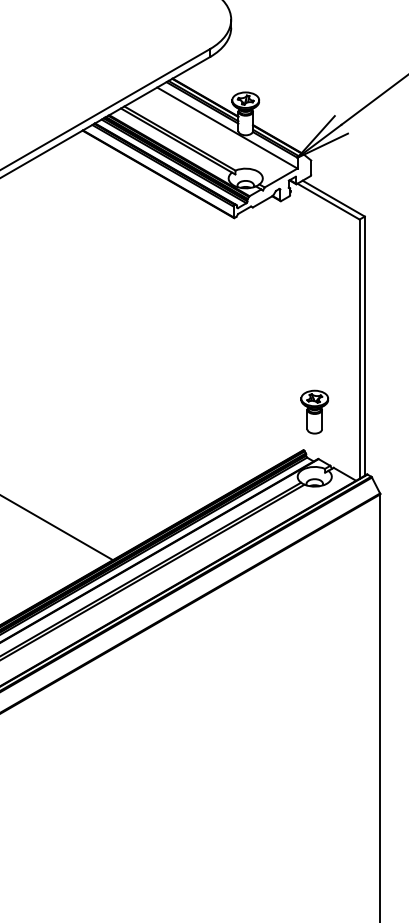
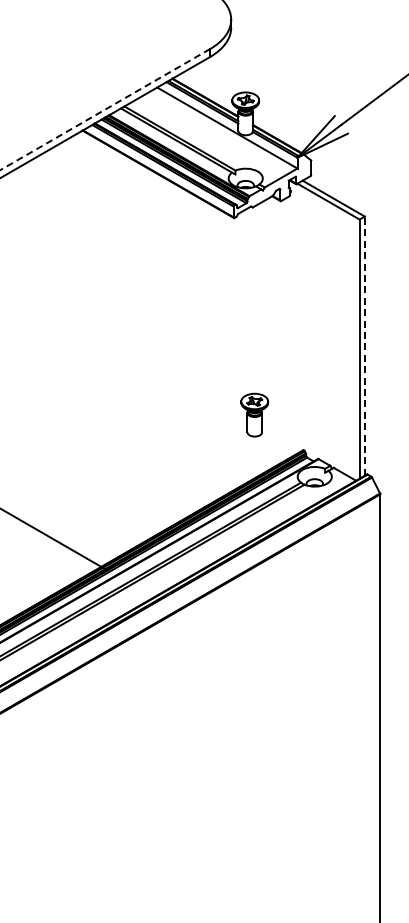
line: solid -> dashed (105, 109)
line: solid -> dashed (364, 346)
part position: (314, 411) -> (254, 414) (254, 414)
line position: (57, 528) -> (54, 539) (54, 539)
